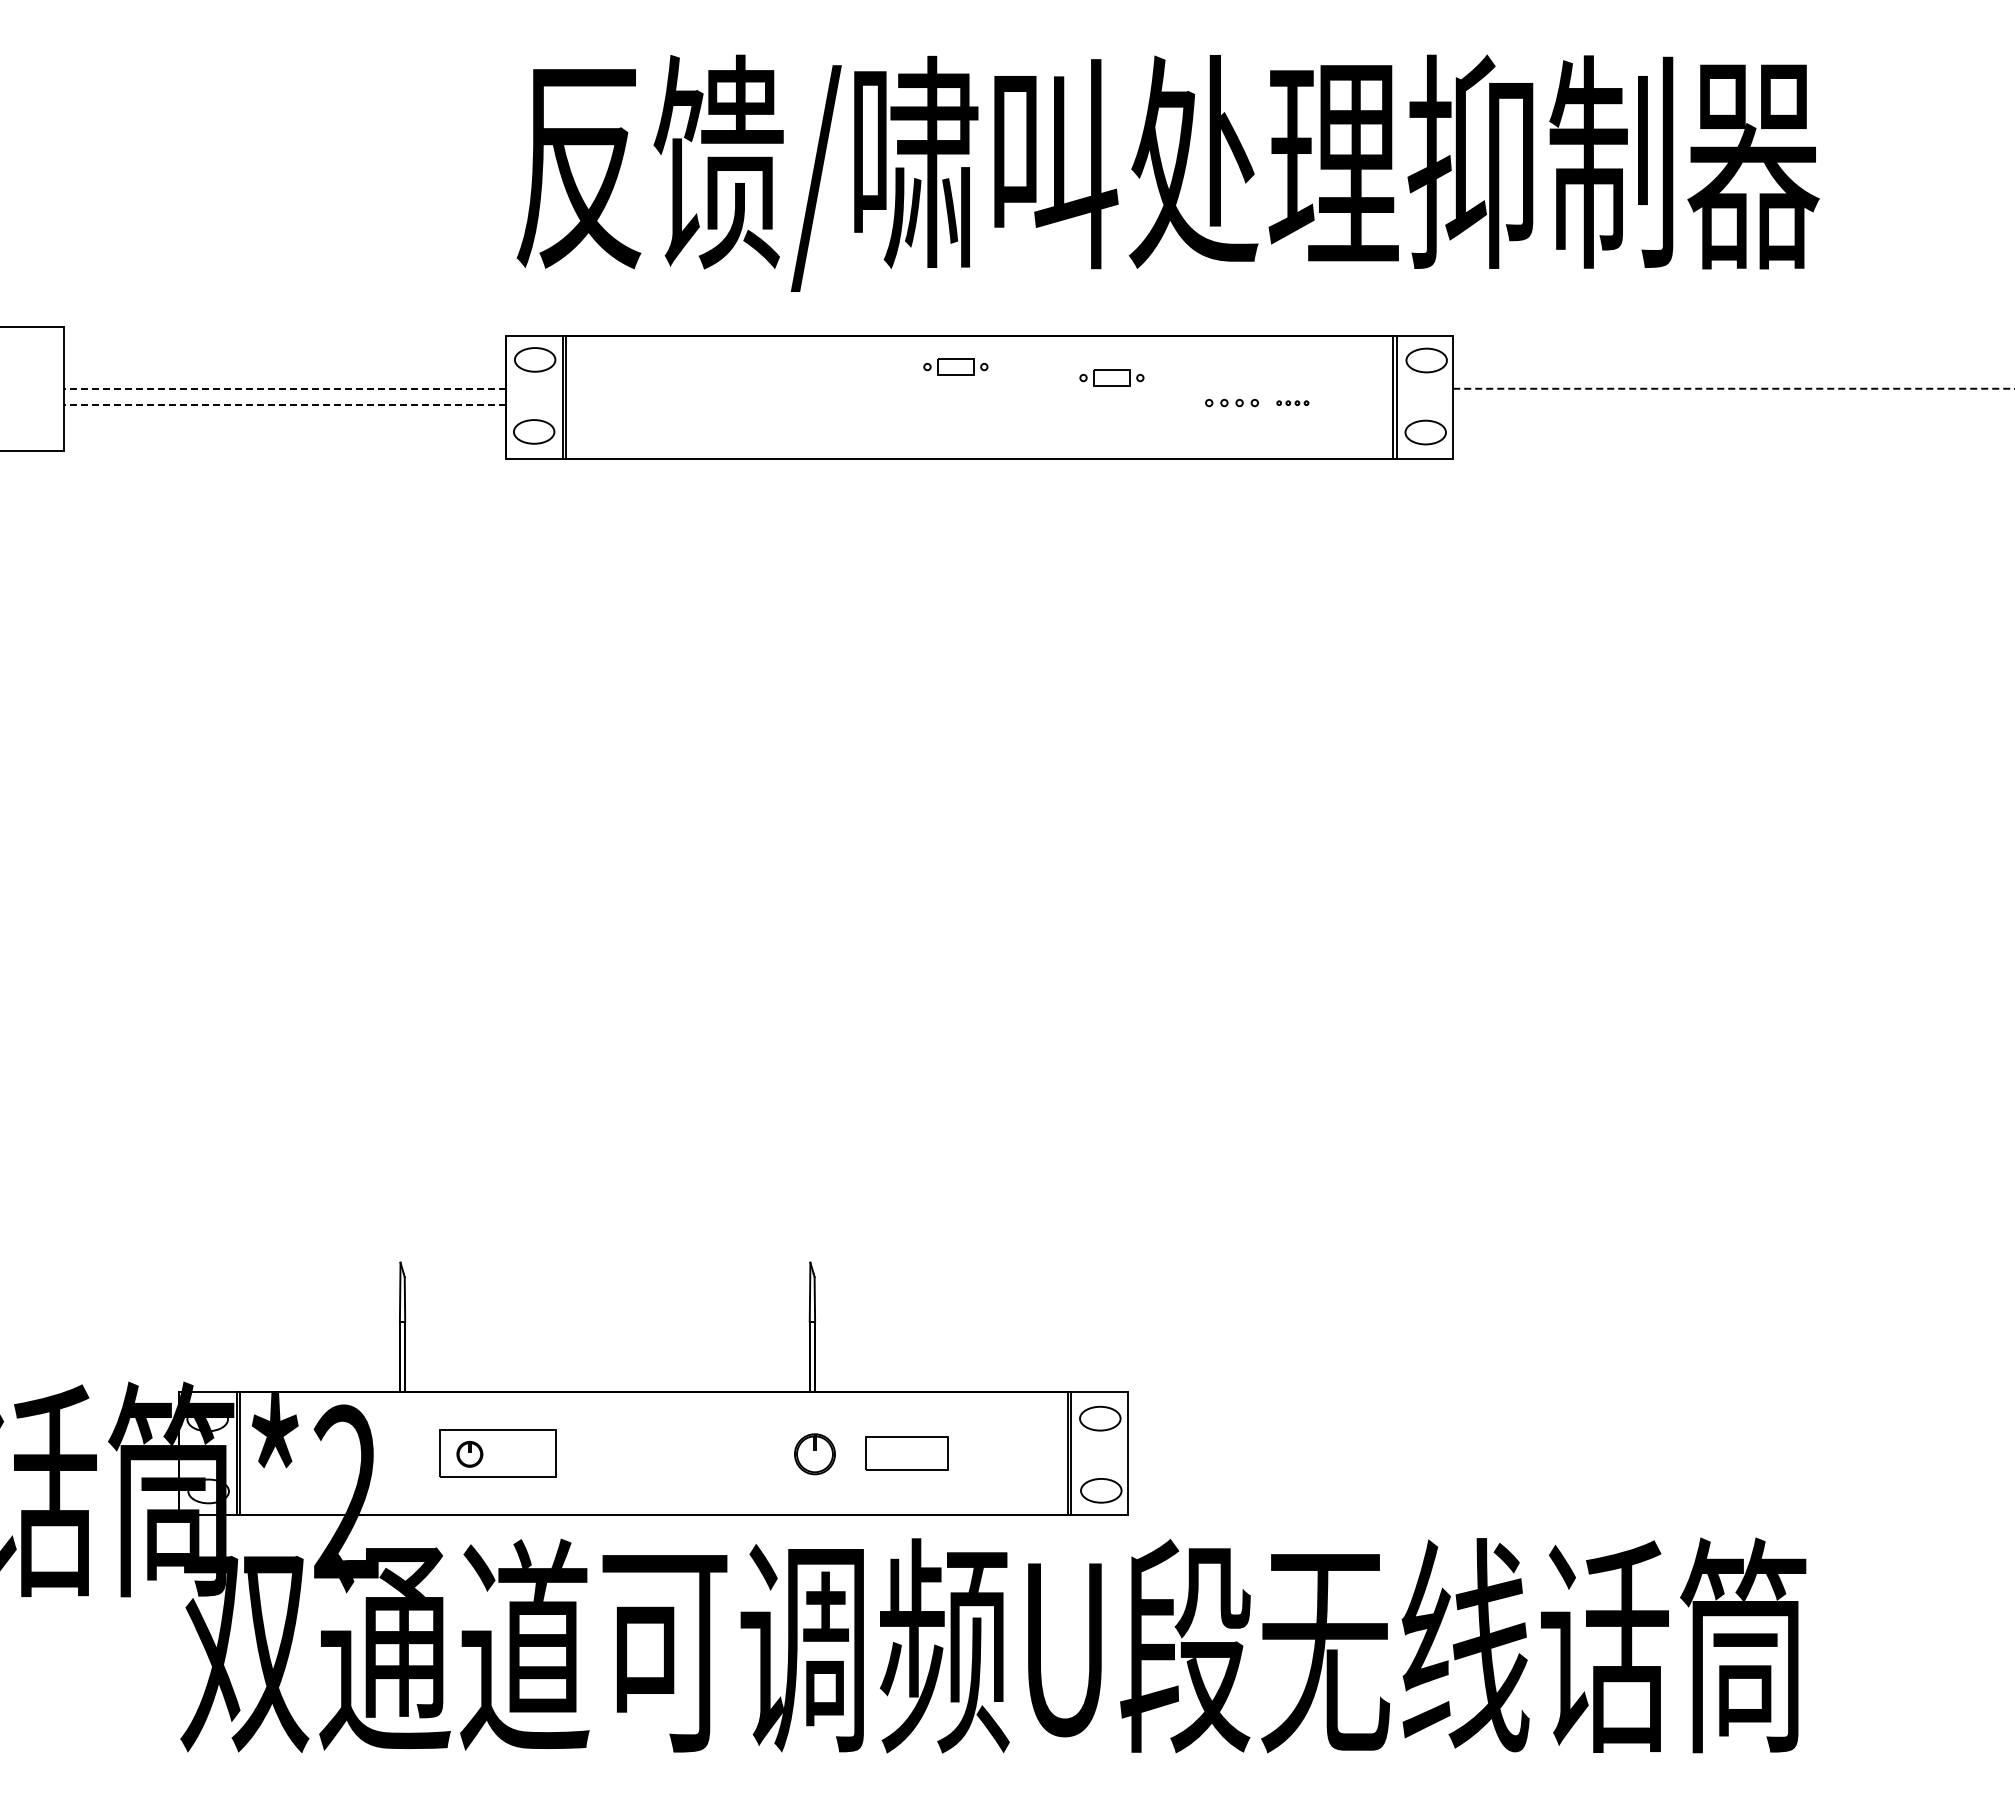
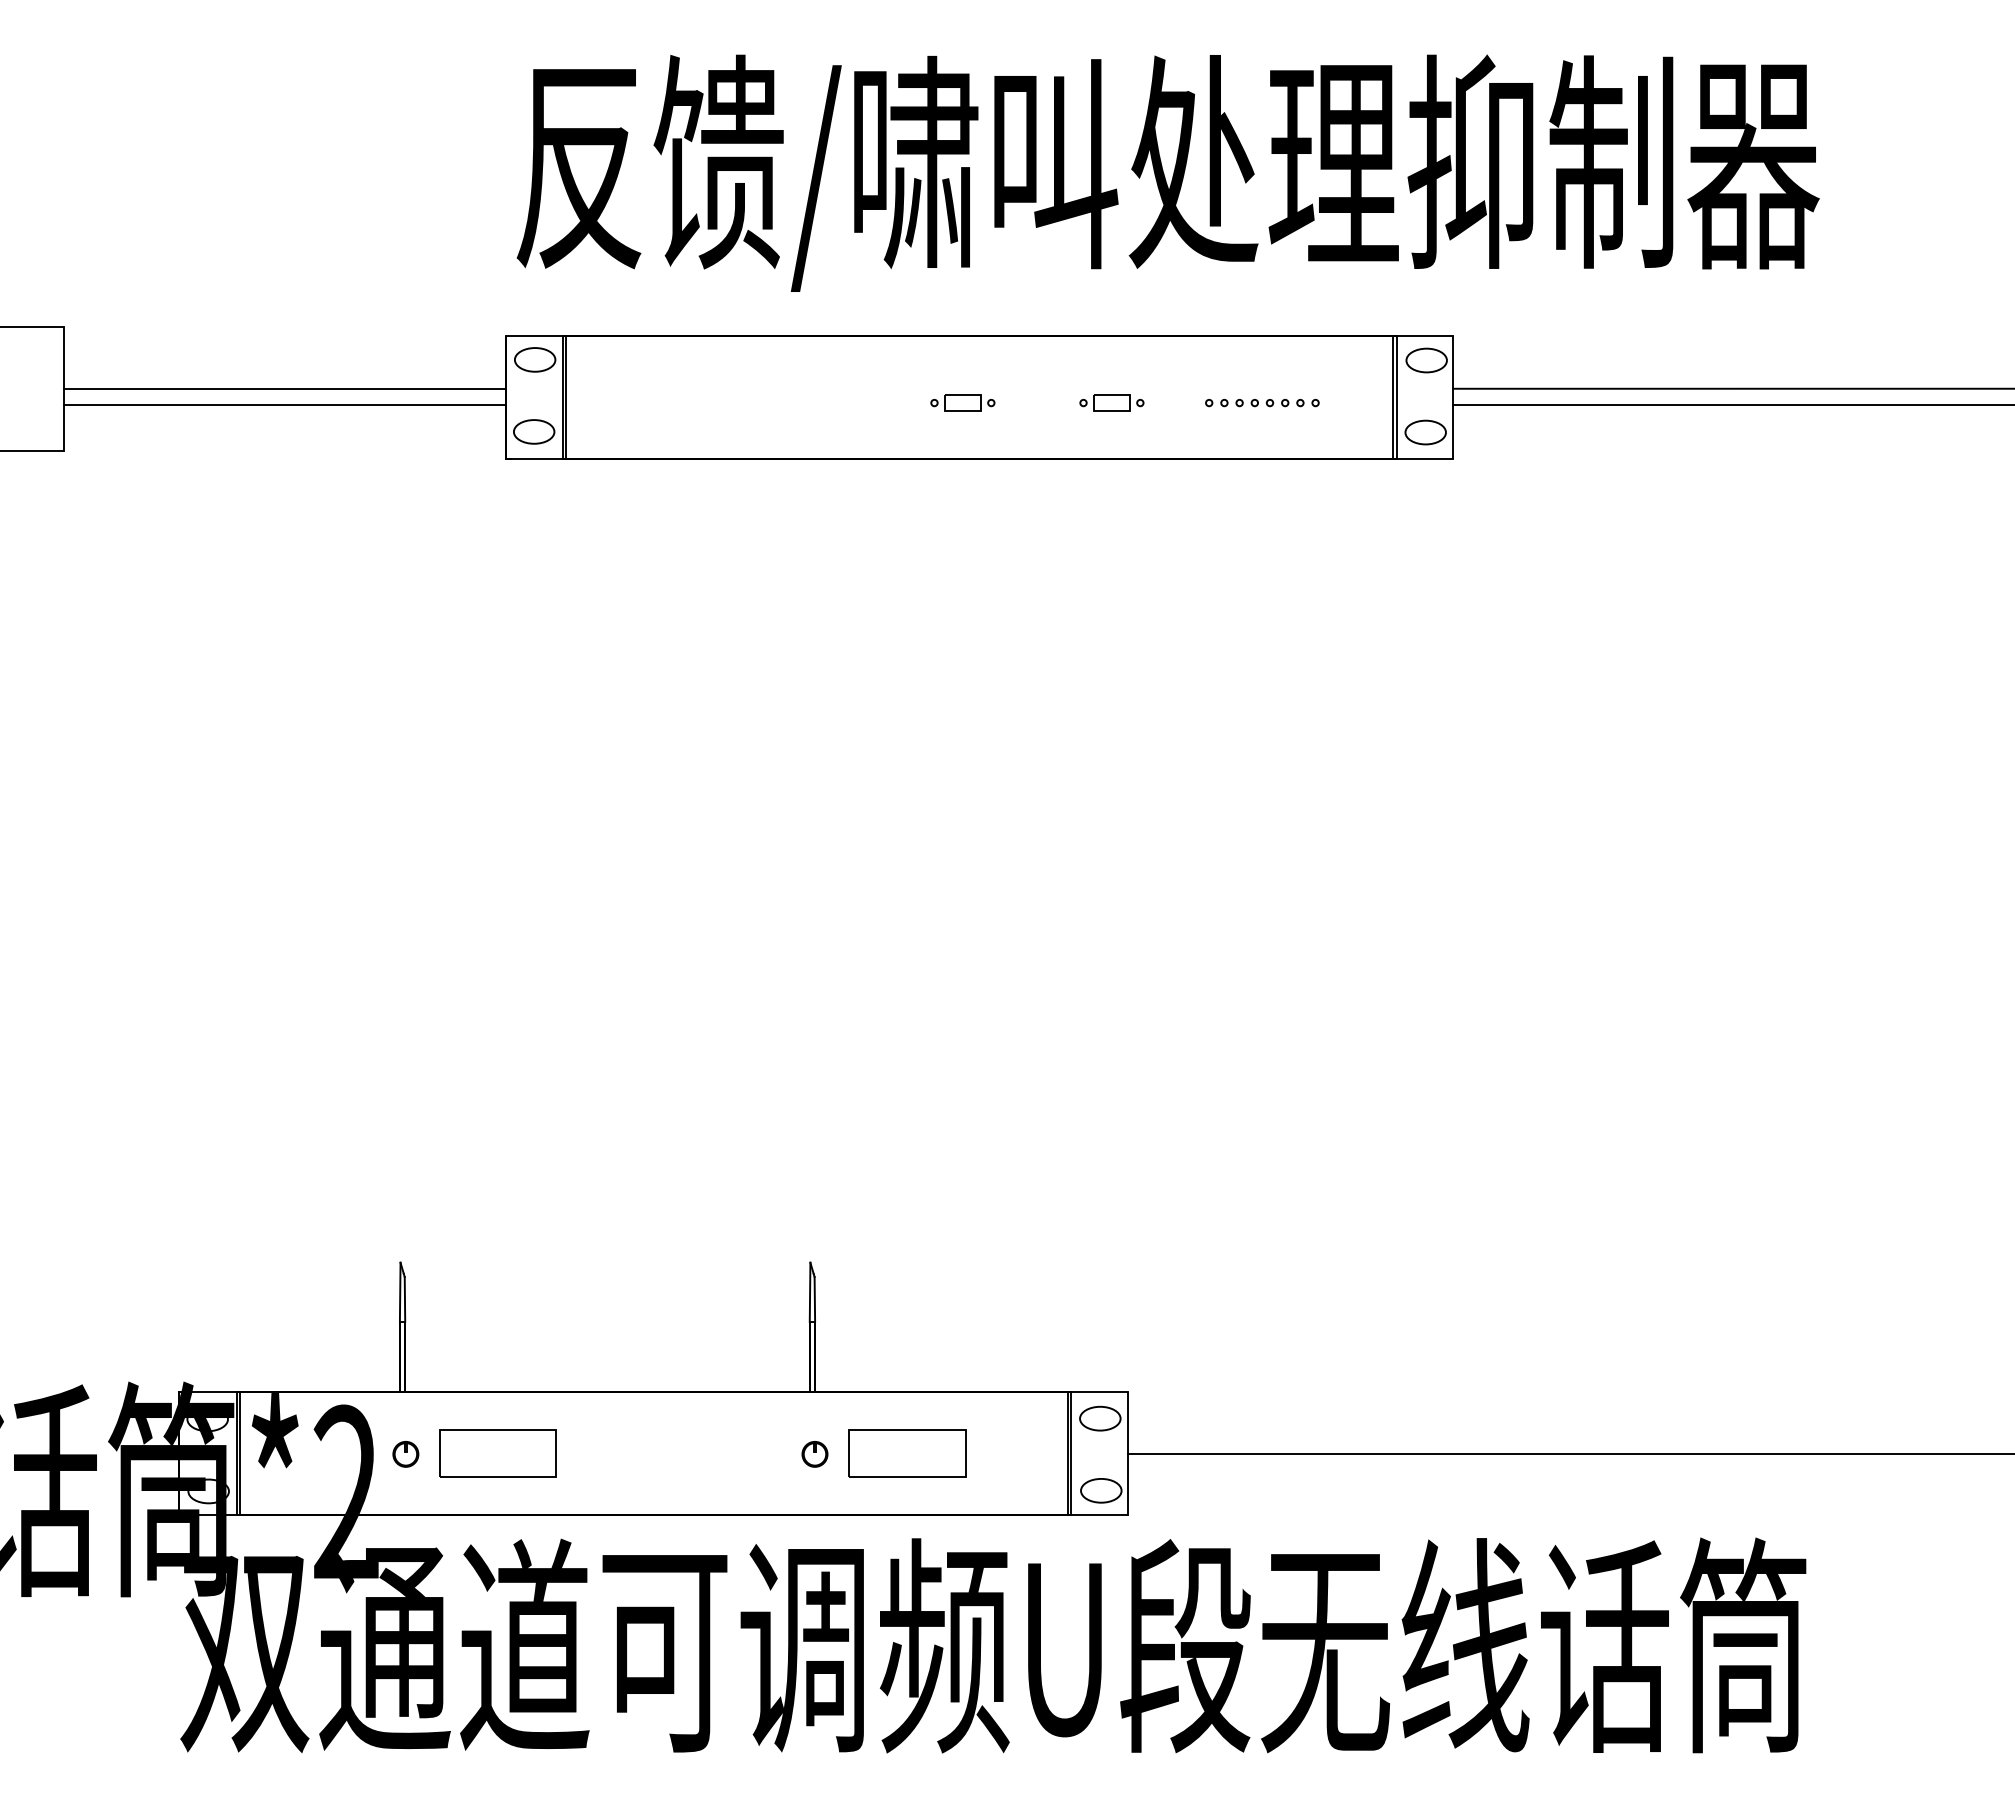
part position: (955, 366) -> (962, 402) (962, 402)
part position: (1111, 377) -> (1111, 402) (1111, 402)
line: dashed -> solid (284, 388)
line: dashed -> solid (1734, 388)
part size: 34x6 px -> 54x9 px (1292, 403)
line: dashed -> solid (284, 405)
line: none -> present (1732, 405)
part size: 84x35 px -> 119x49 px (907, 1453)
line: none -> present (1569, 1453)
part position: (469, 1454) -> (405, 1454) (405, 1454)
part size: 42x43 px -> 28x27 px (814, 1454)
